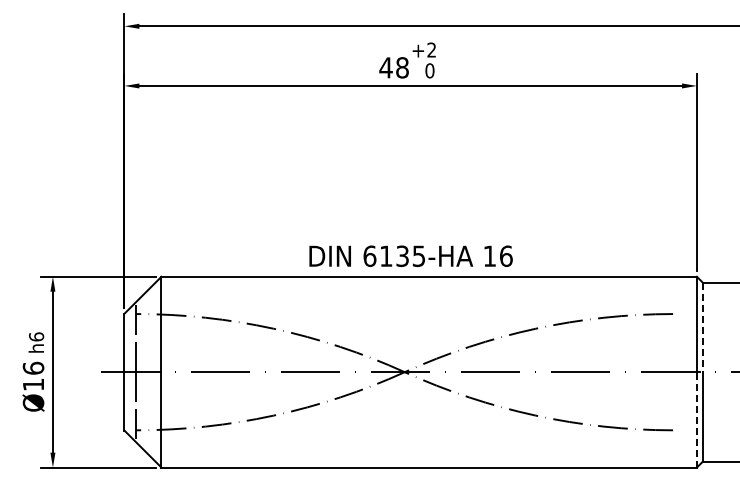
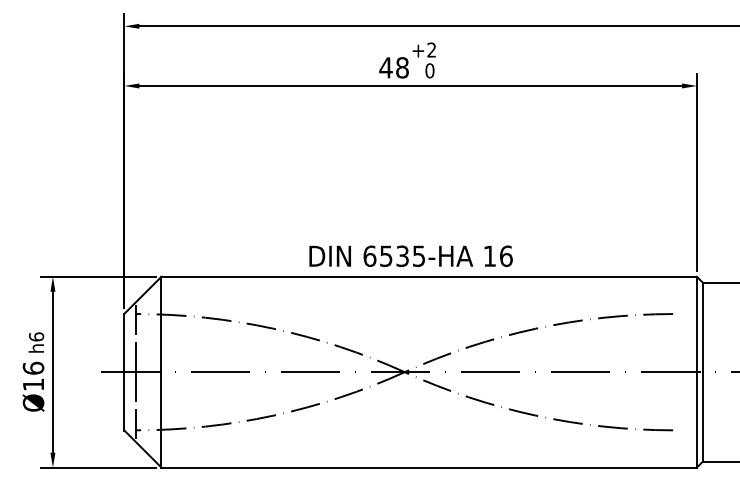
text: 6135-HA -> 6535-HA (386, 255)
line: dashed -> solid (702, 327)
line: dashed -> solid (696, 419)
